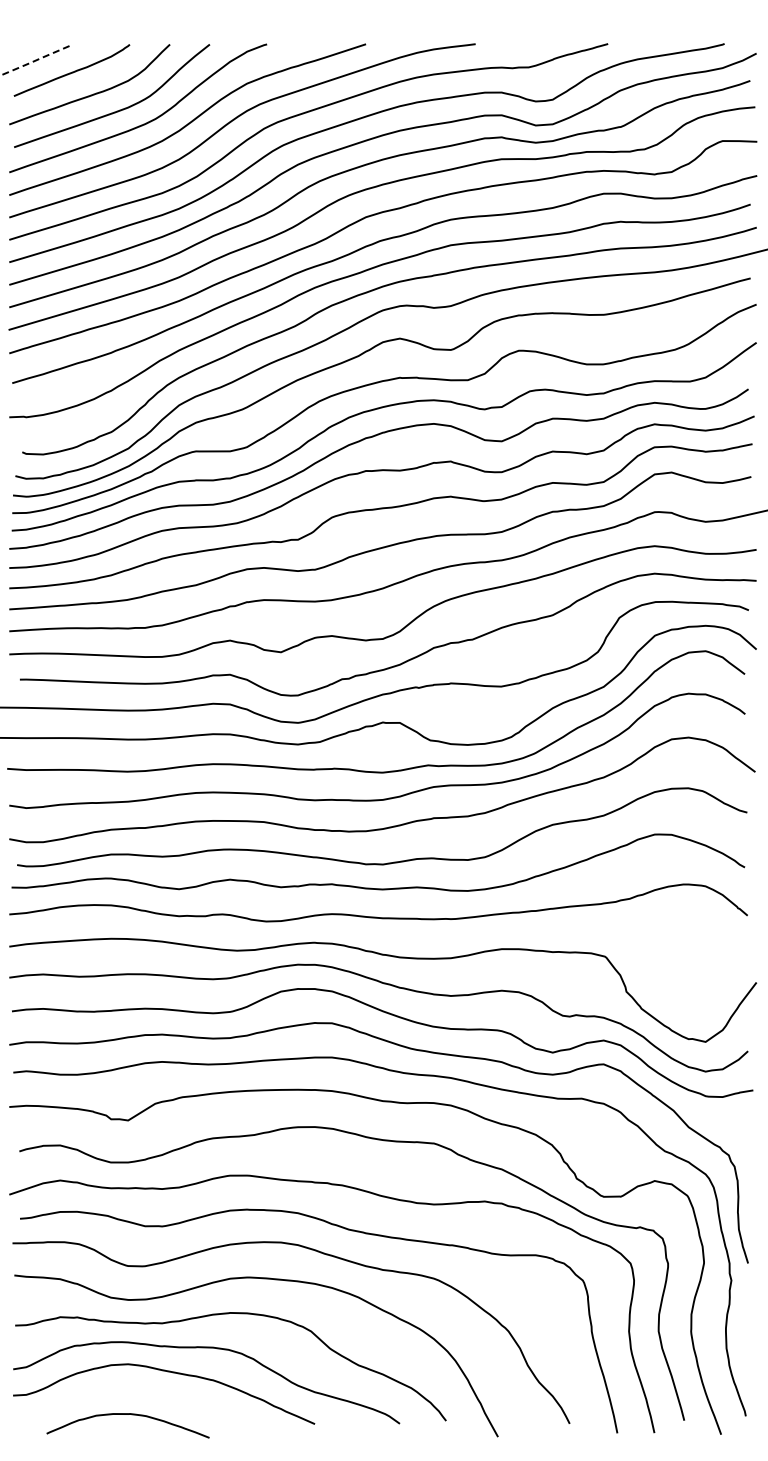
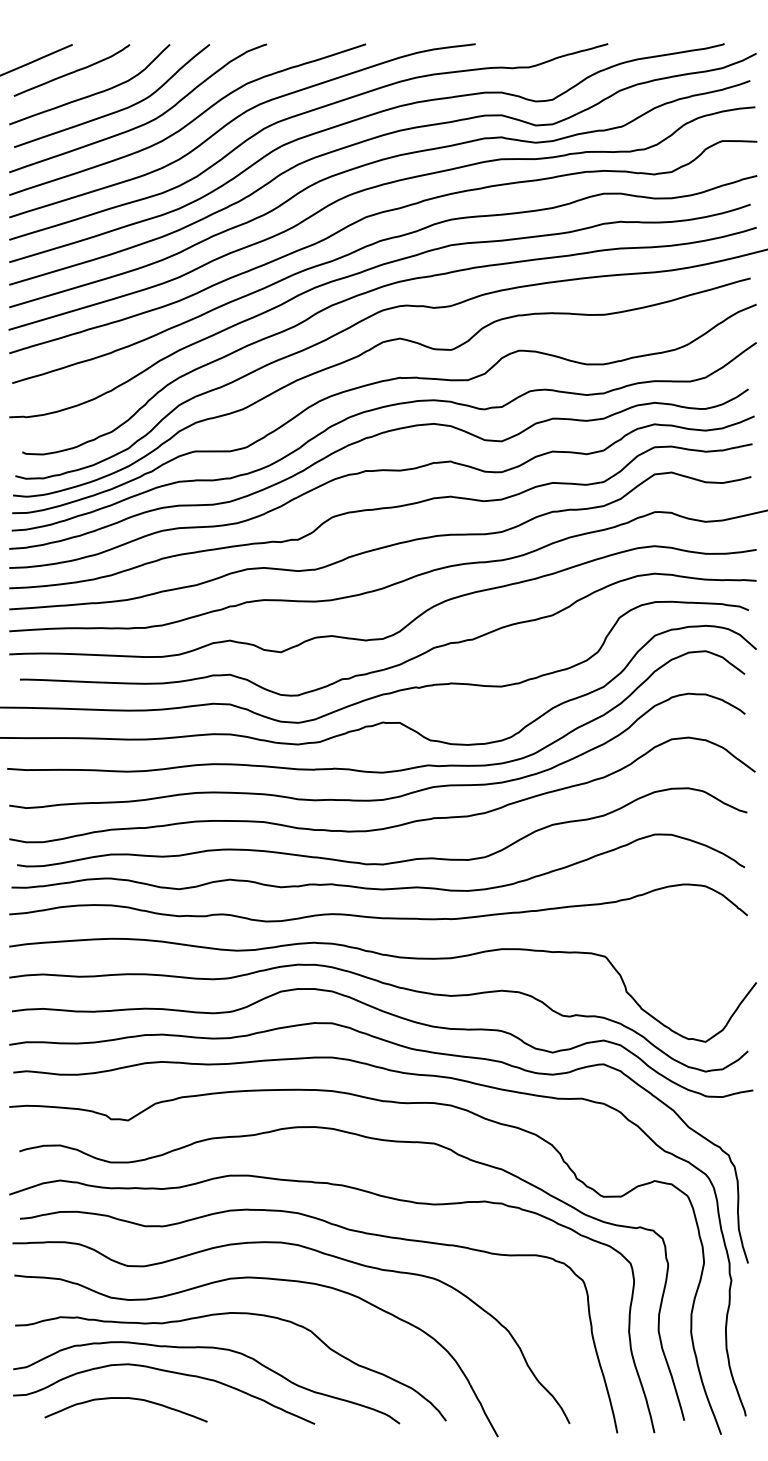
line: dashed -> solid (36, 60)
curve position: (127, 1414) -> (125, 1398) (125, 1398)
